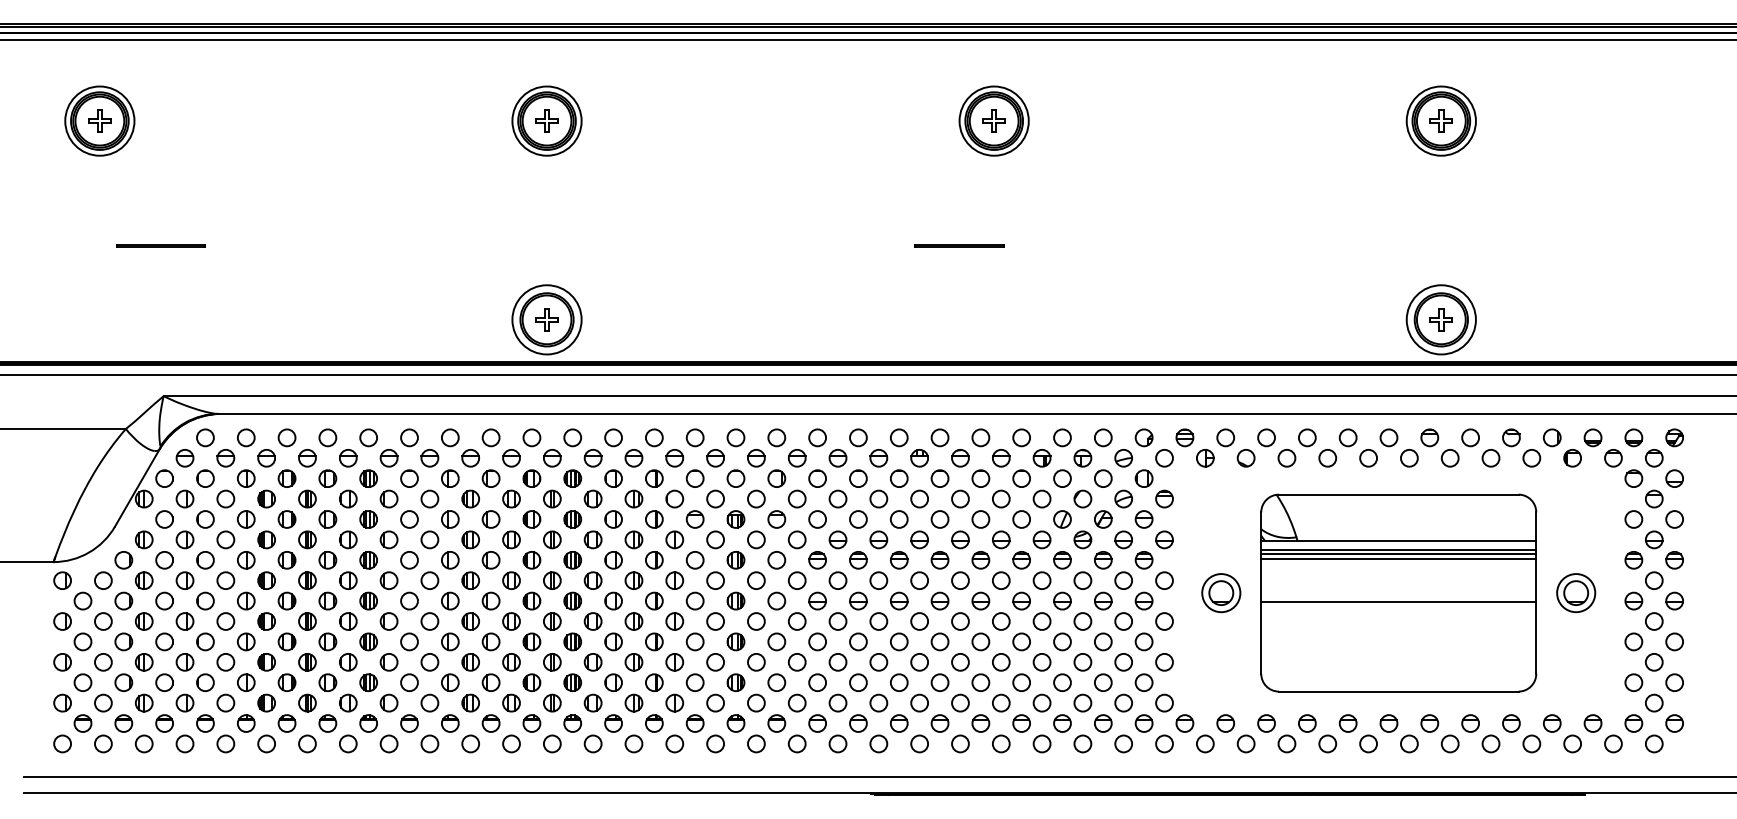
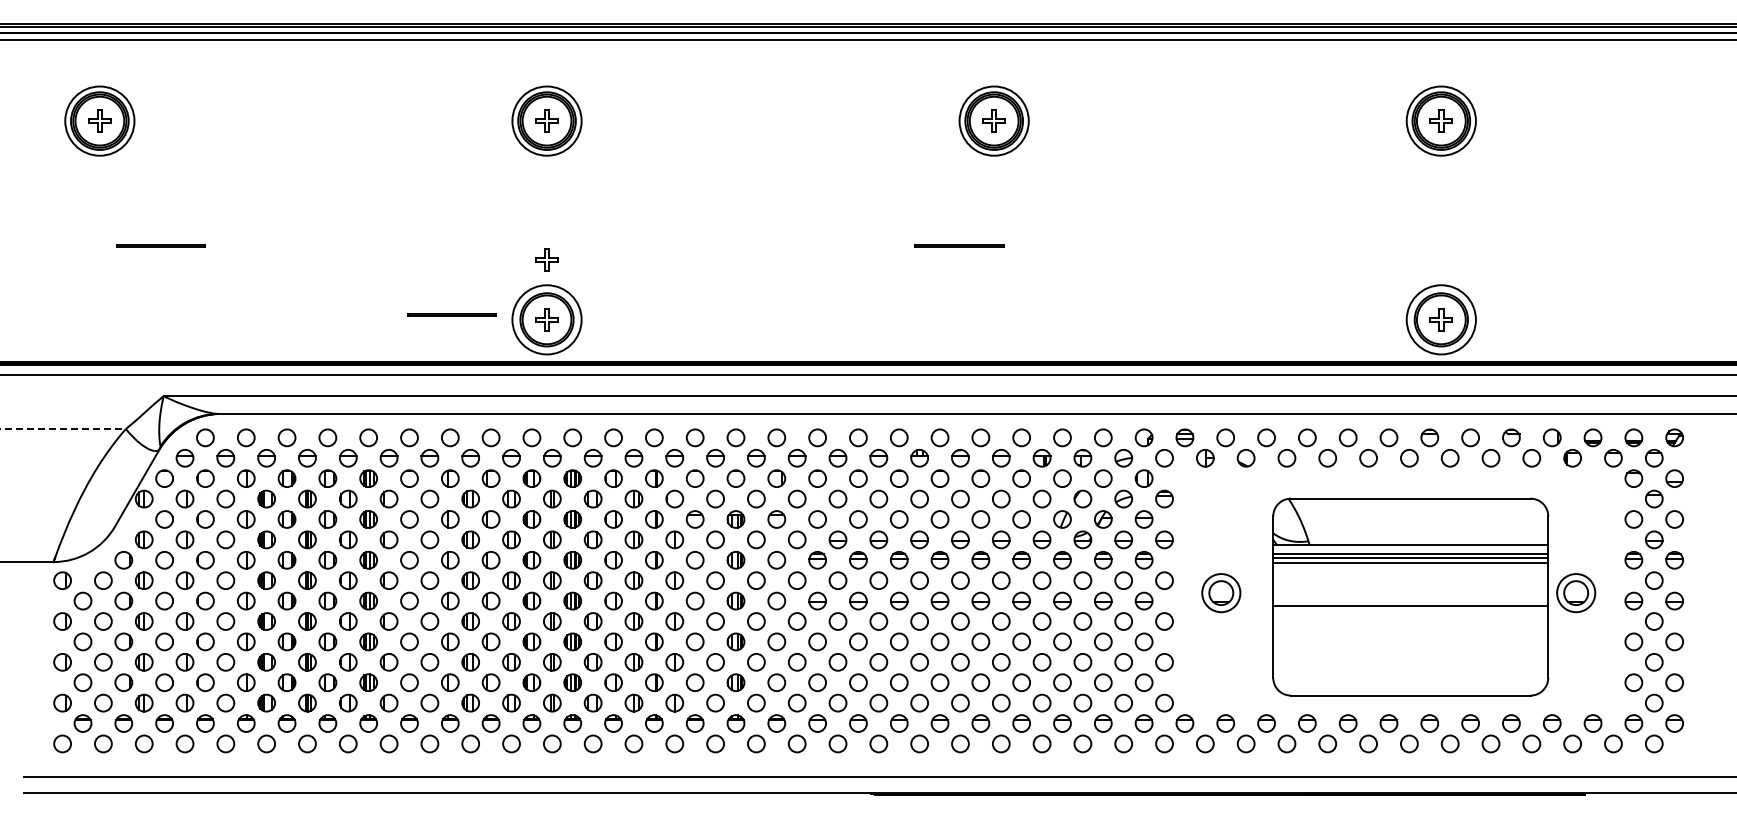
part: none -> present (546, 259)
line: none -> present (451, 314)
line: solid -> dashed (63, 428)
part position: (1398, 592) -> (1410, 596) (1410, 596)
